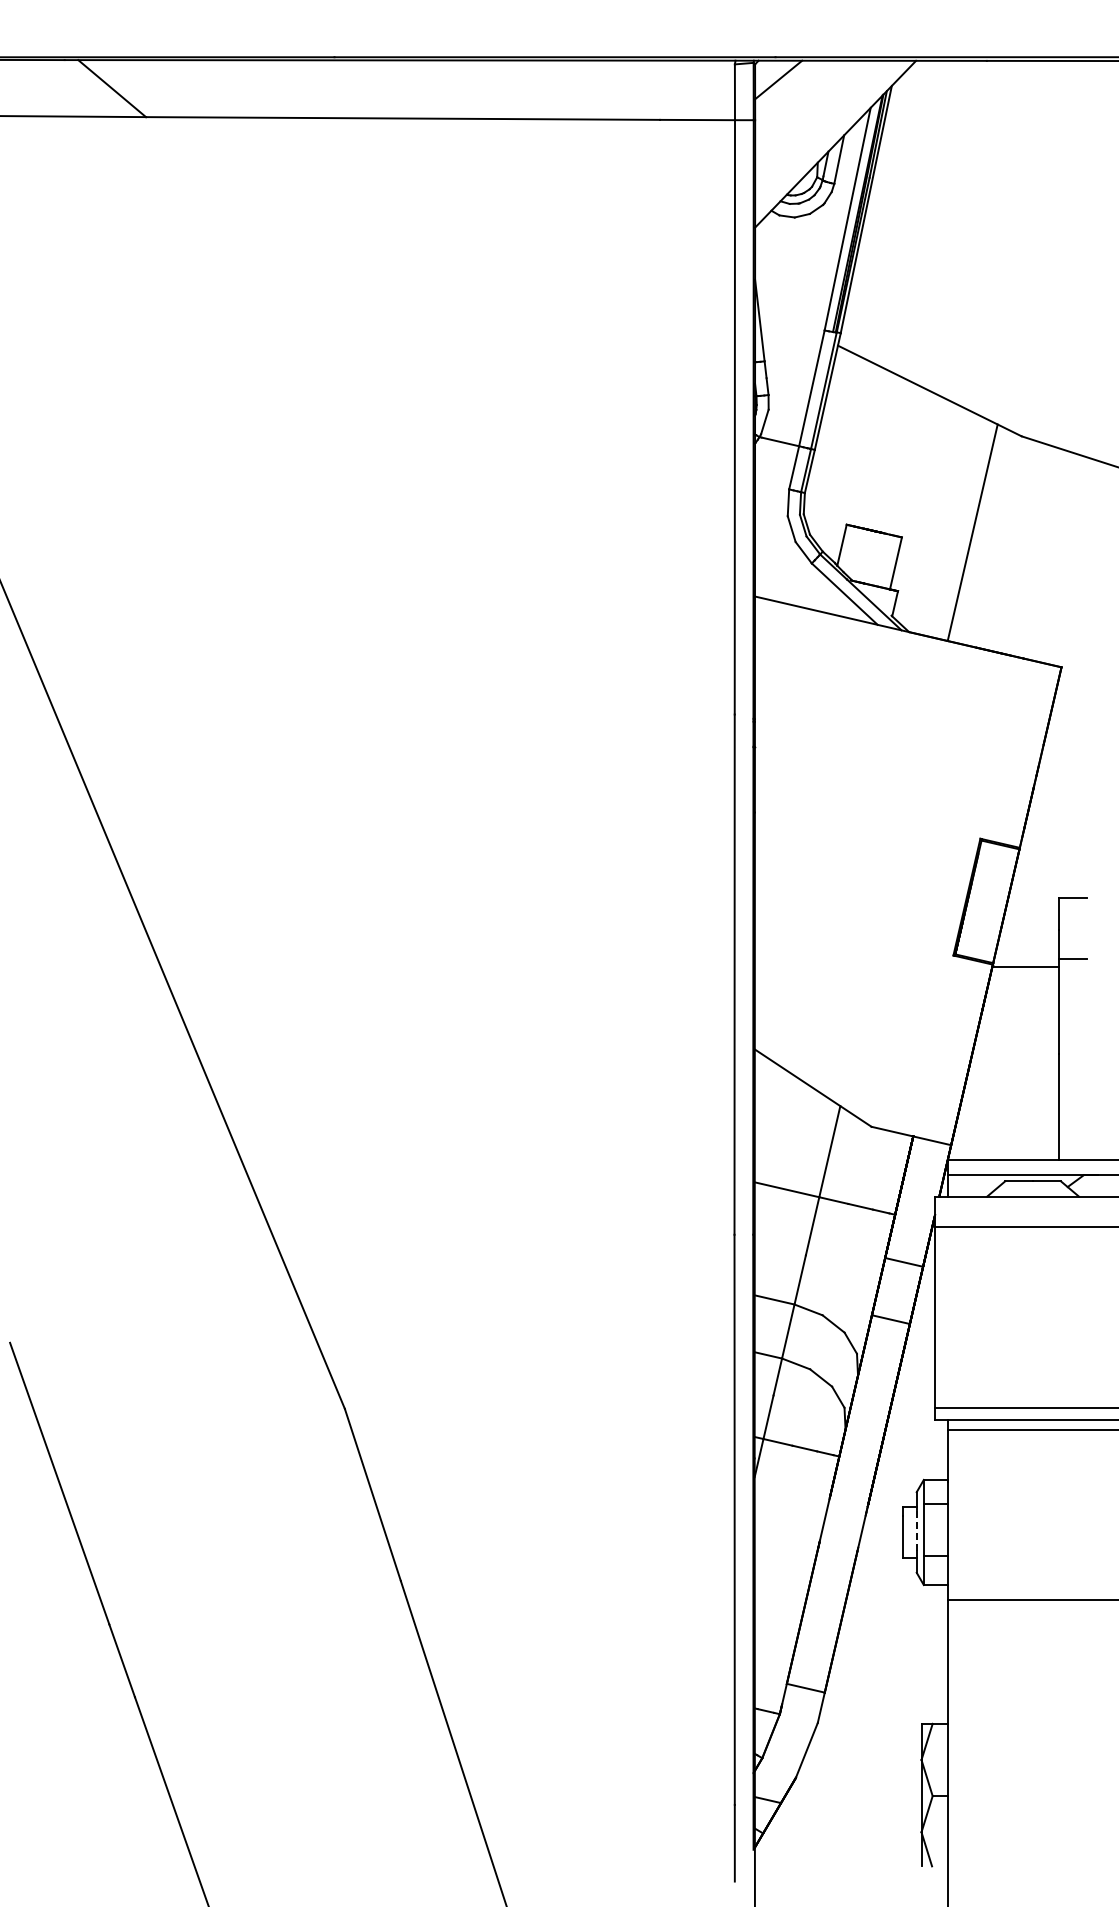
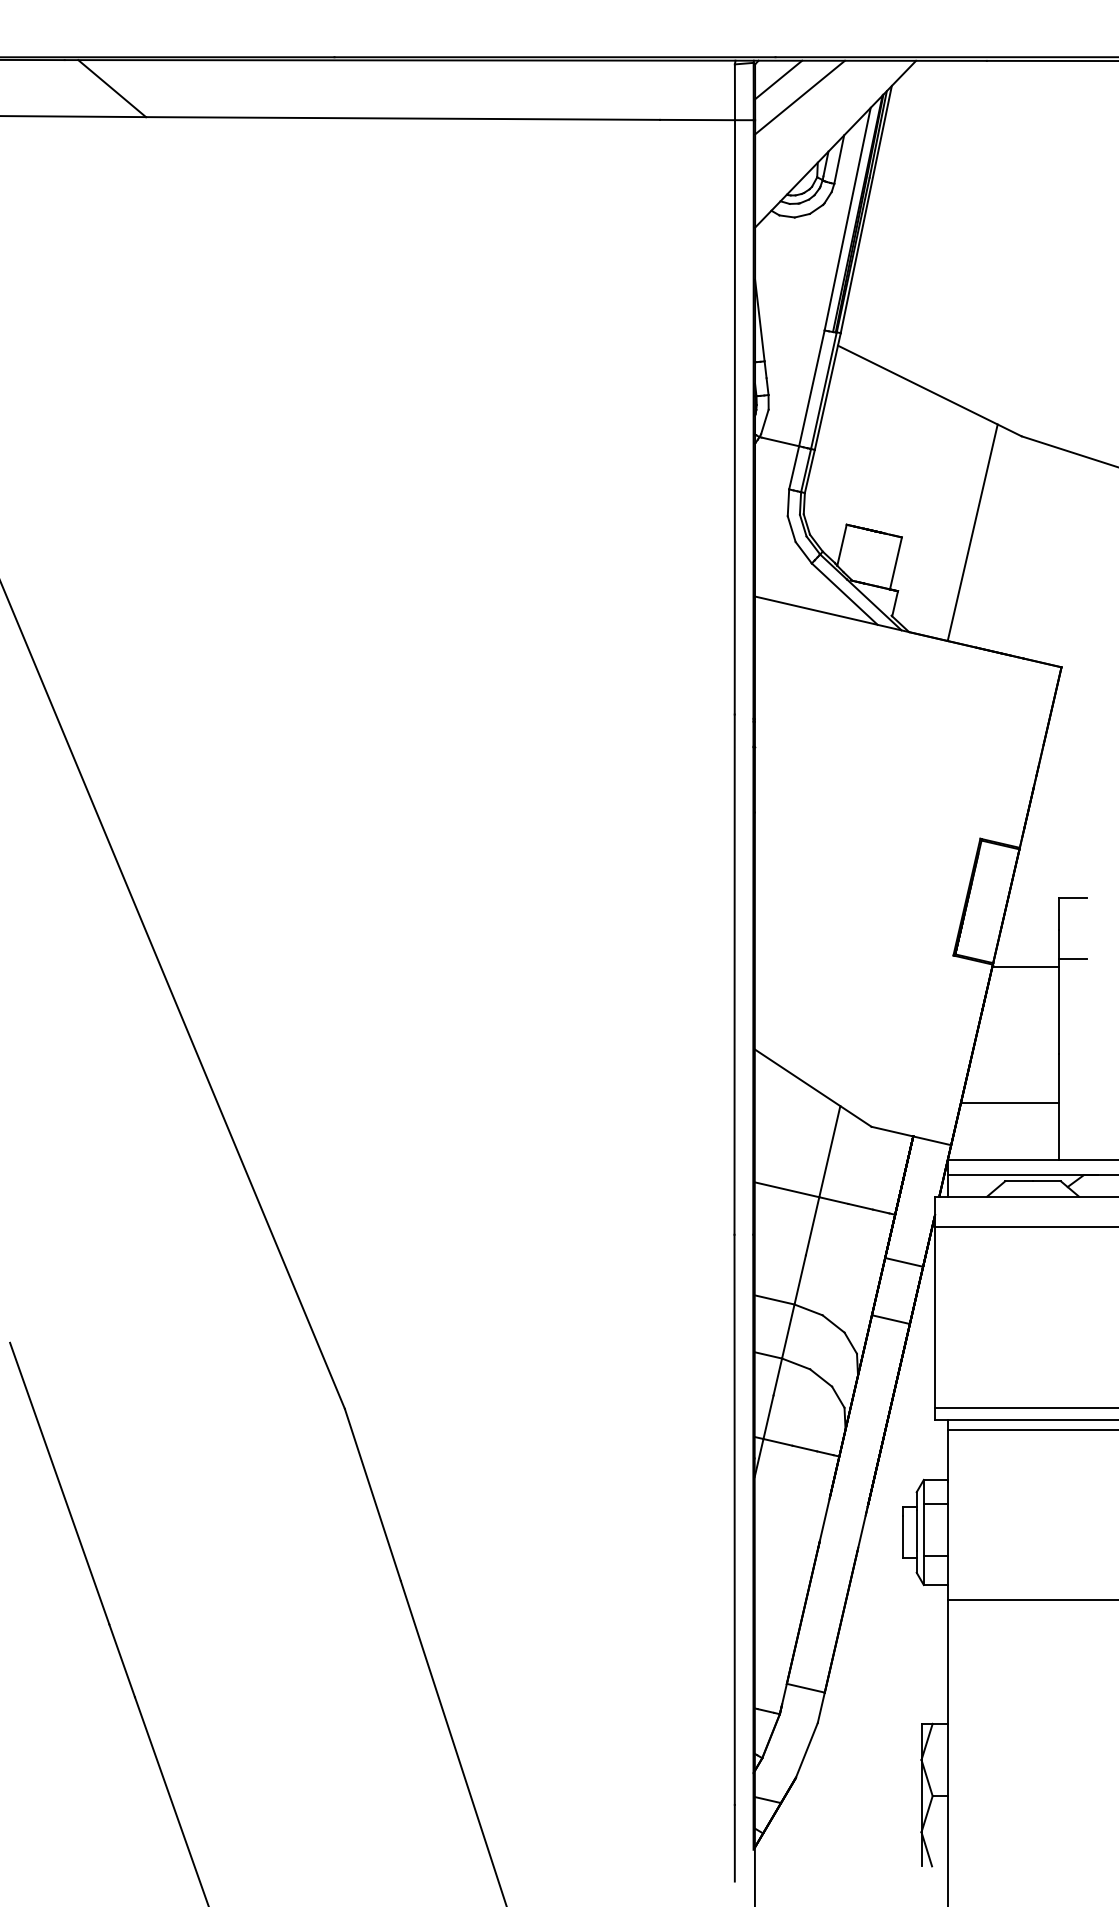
line: none -> present (799, 97)
line: none -> present (1009, 1103)
line: dashed -> solid (916, 1530)
